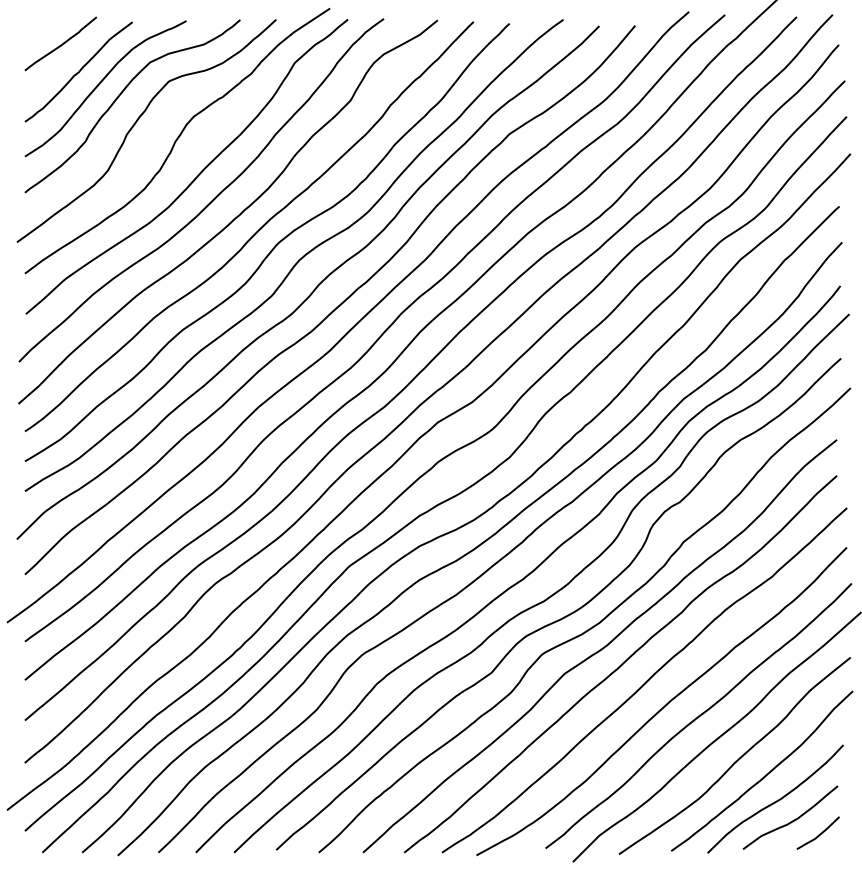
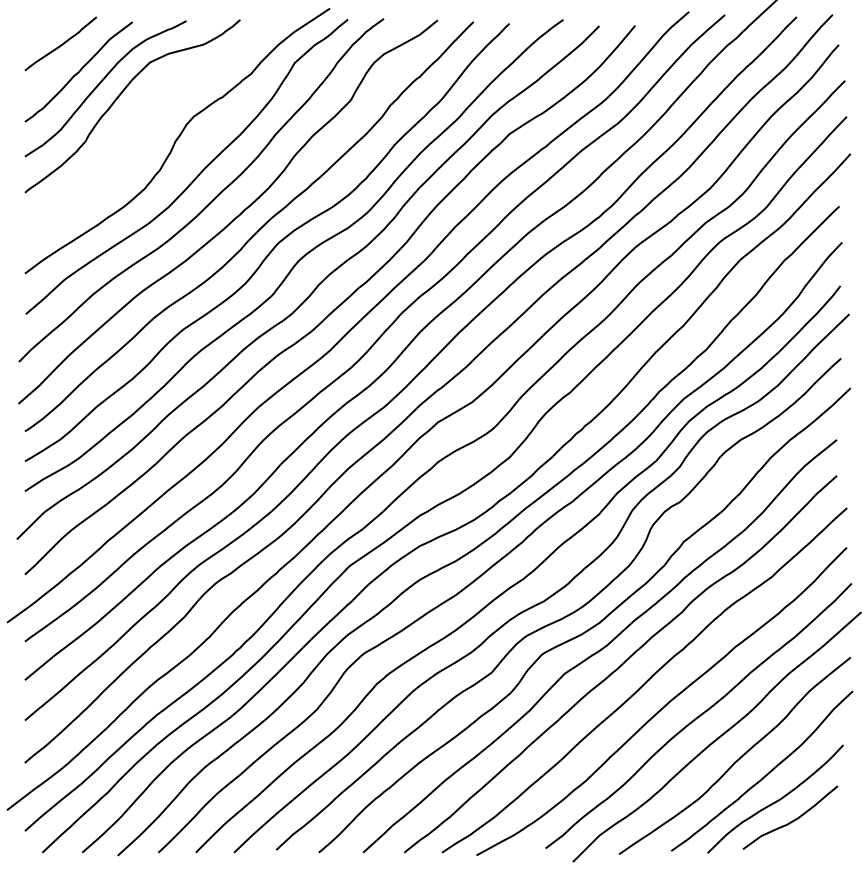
curve: present -> none (136, 123)
line: present -> none (819, 833)
